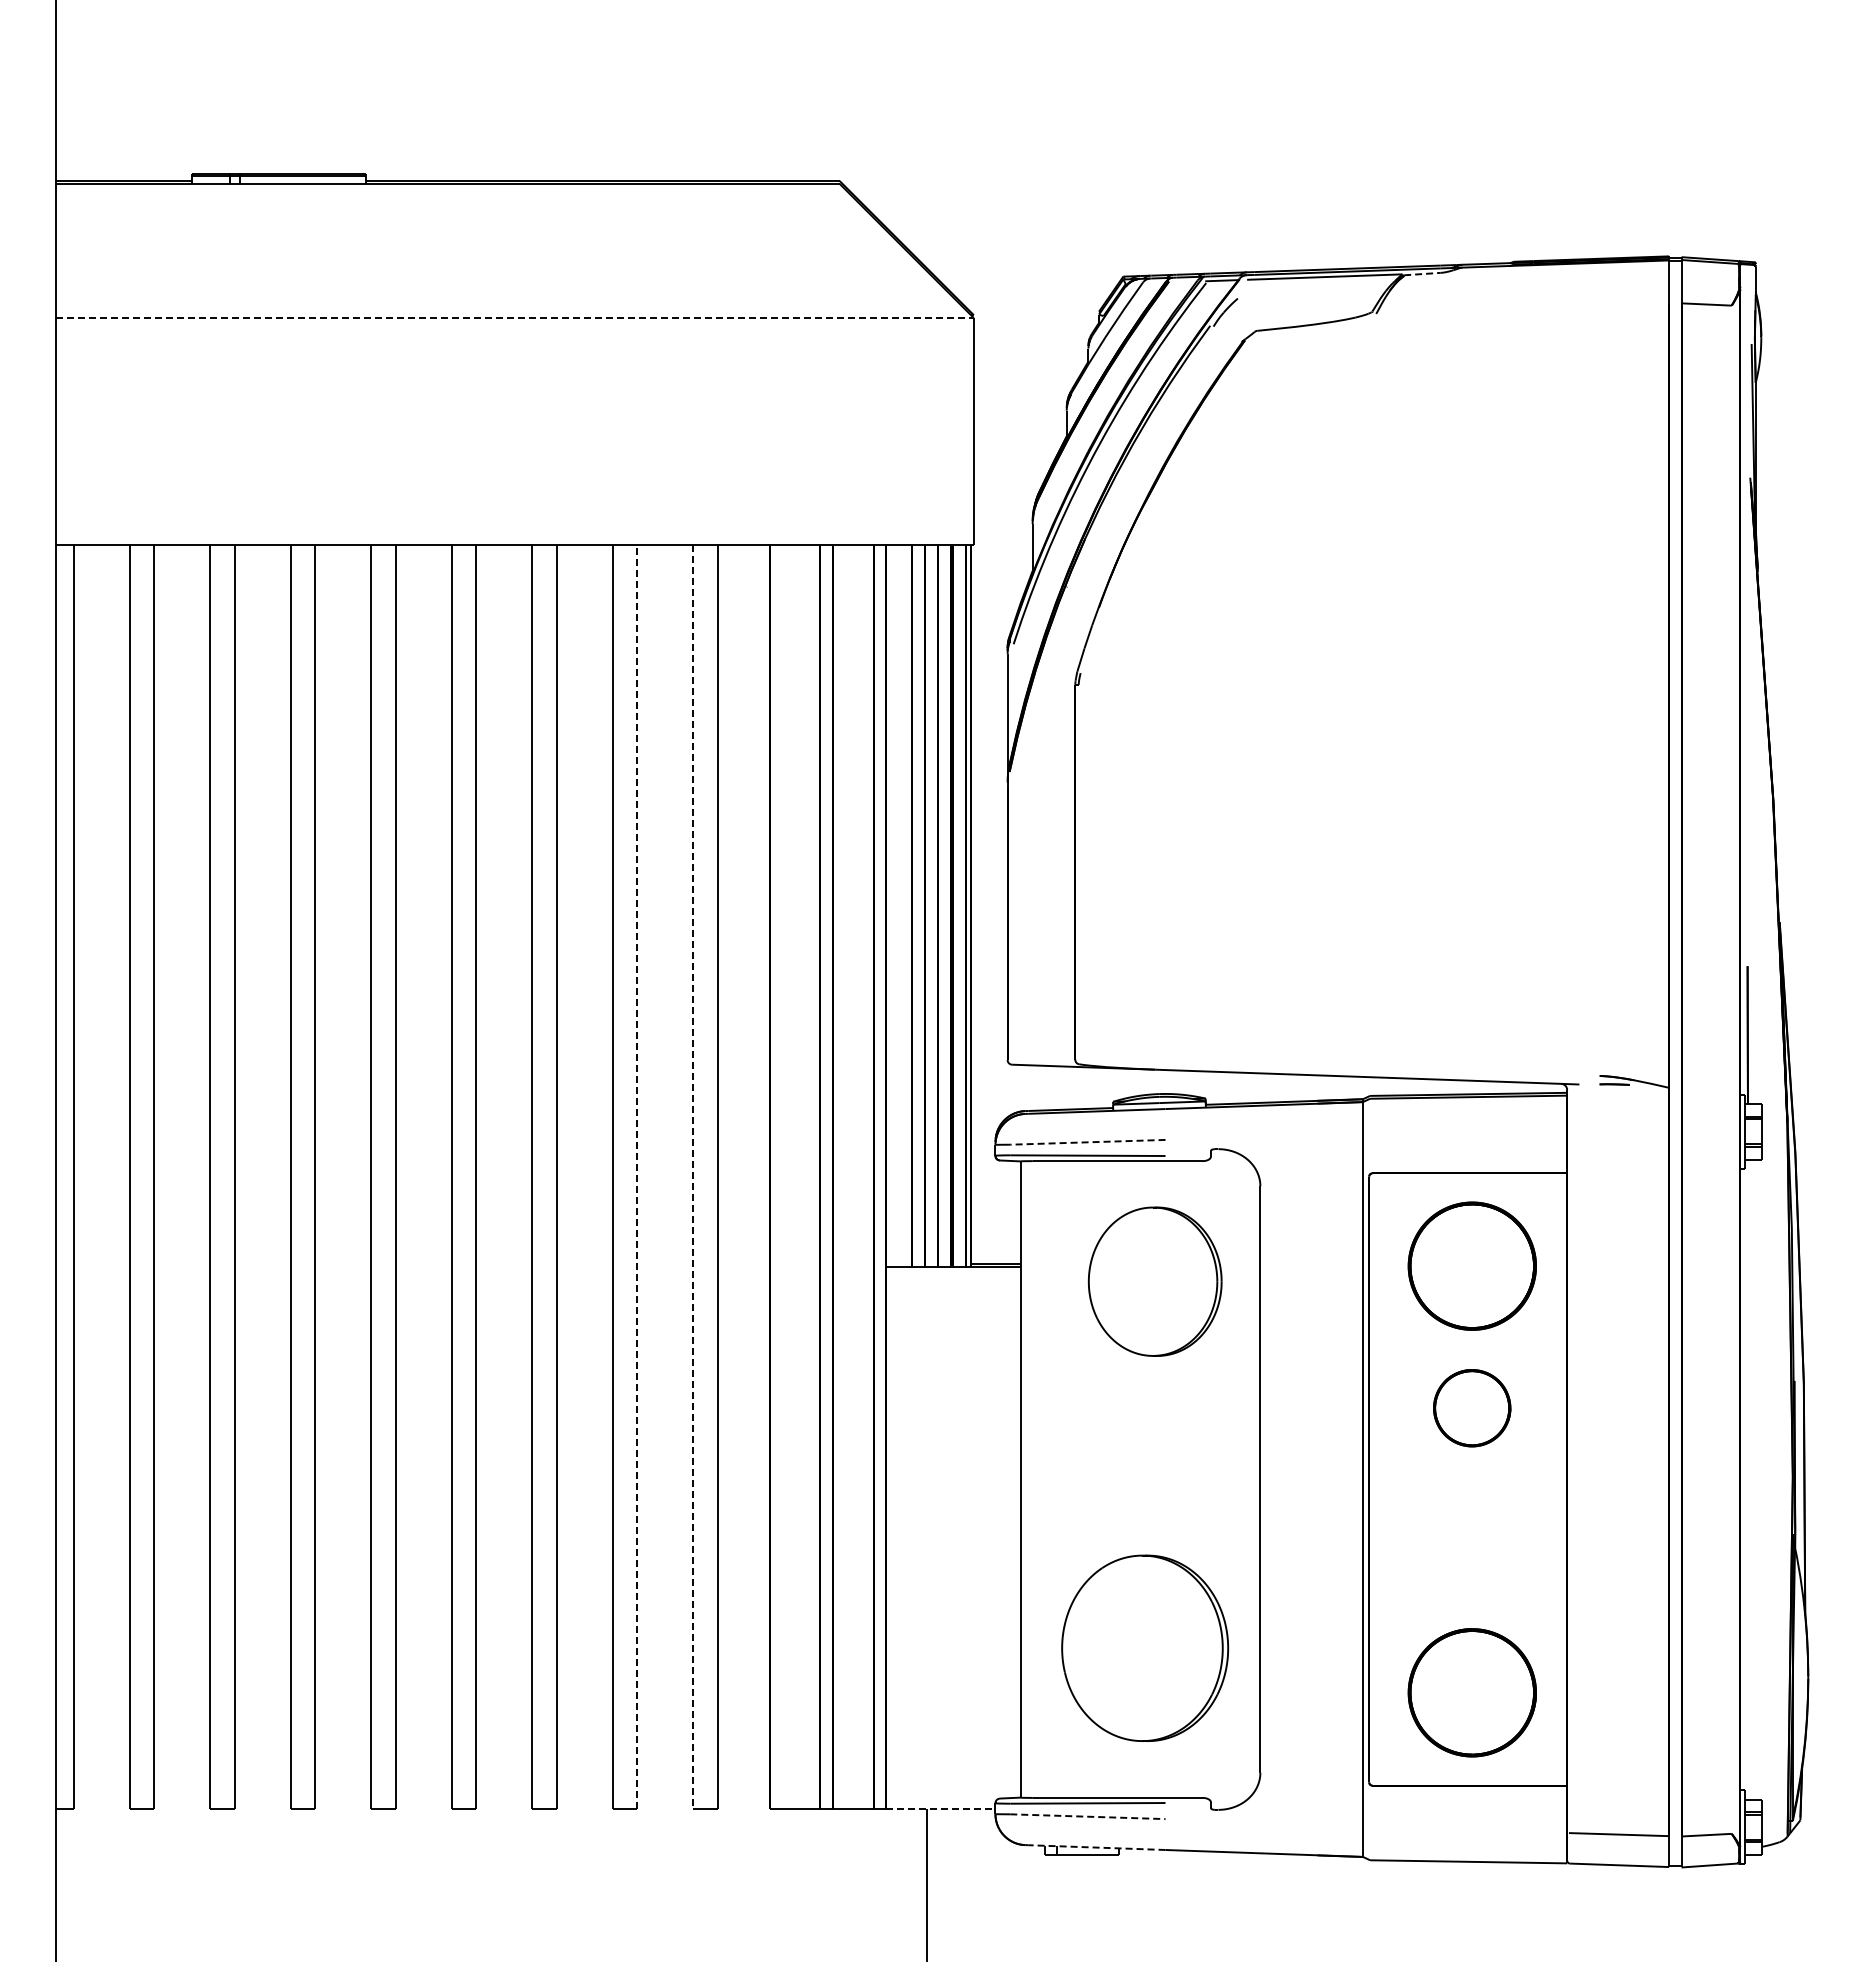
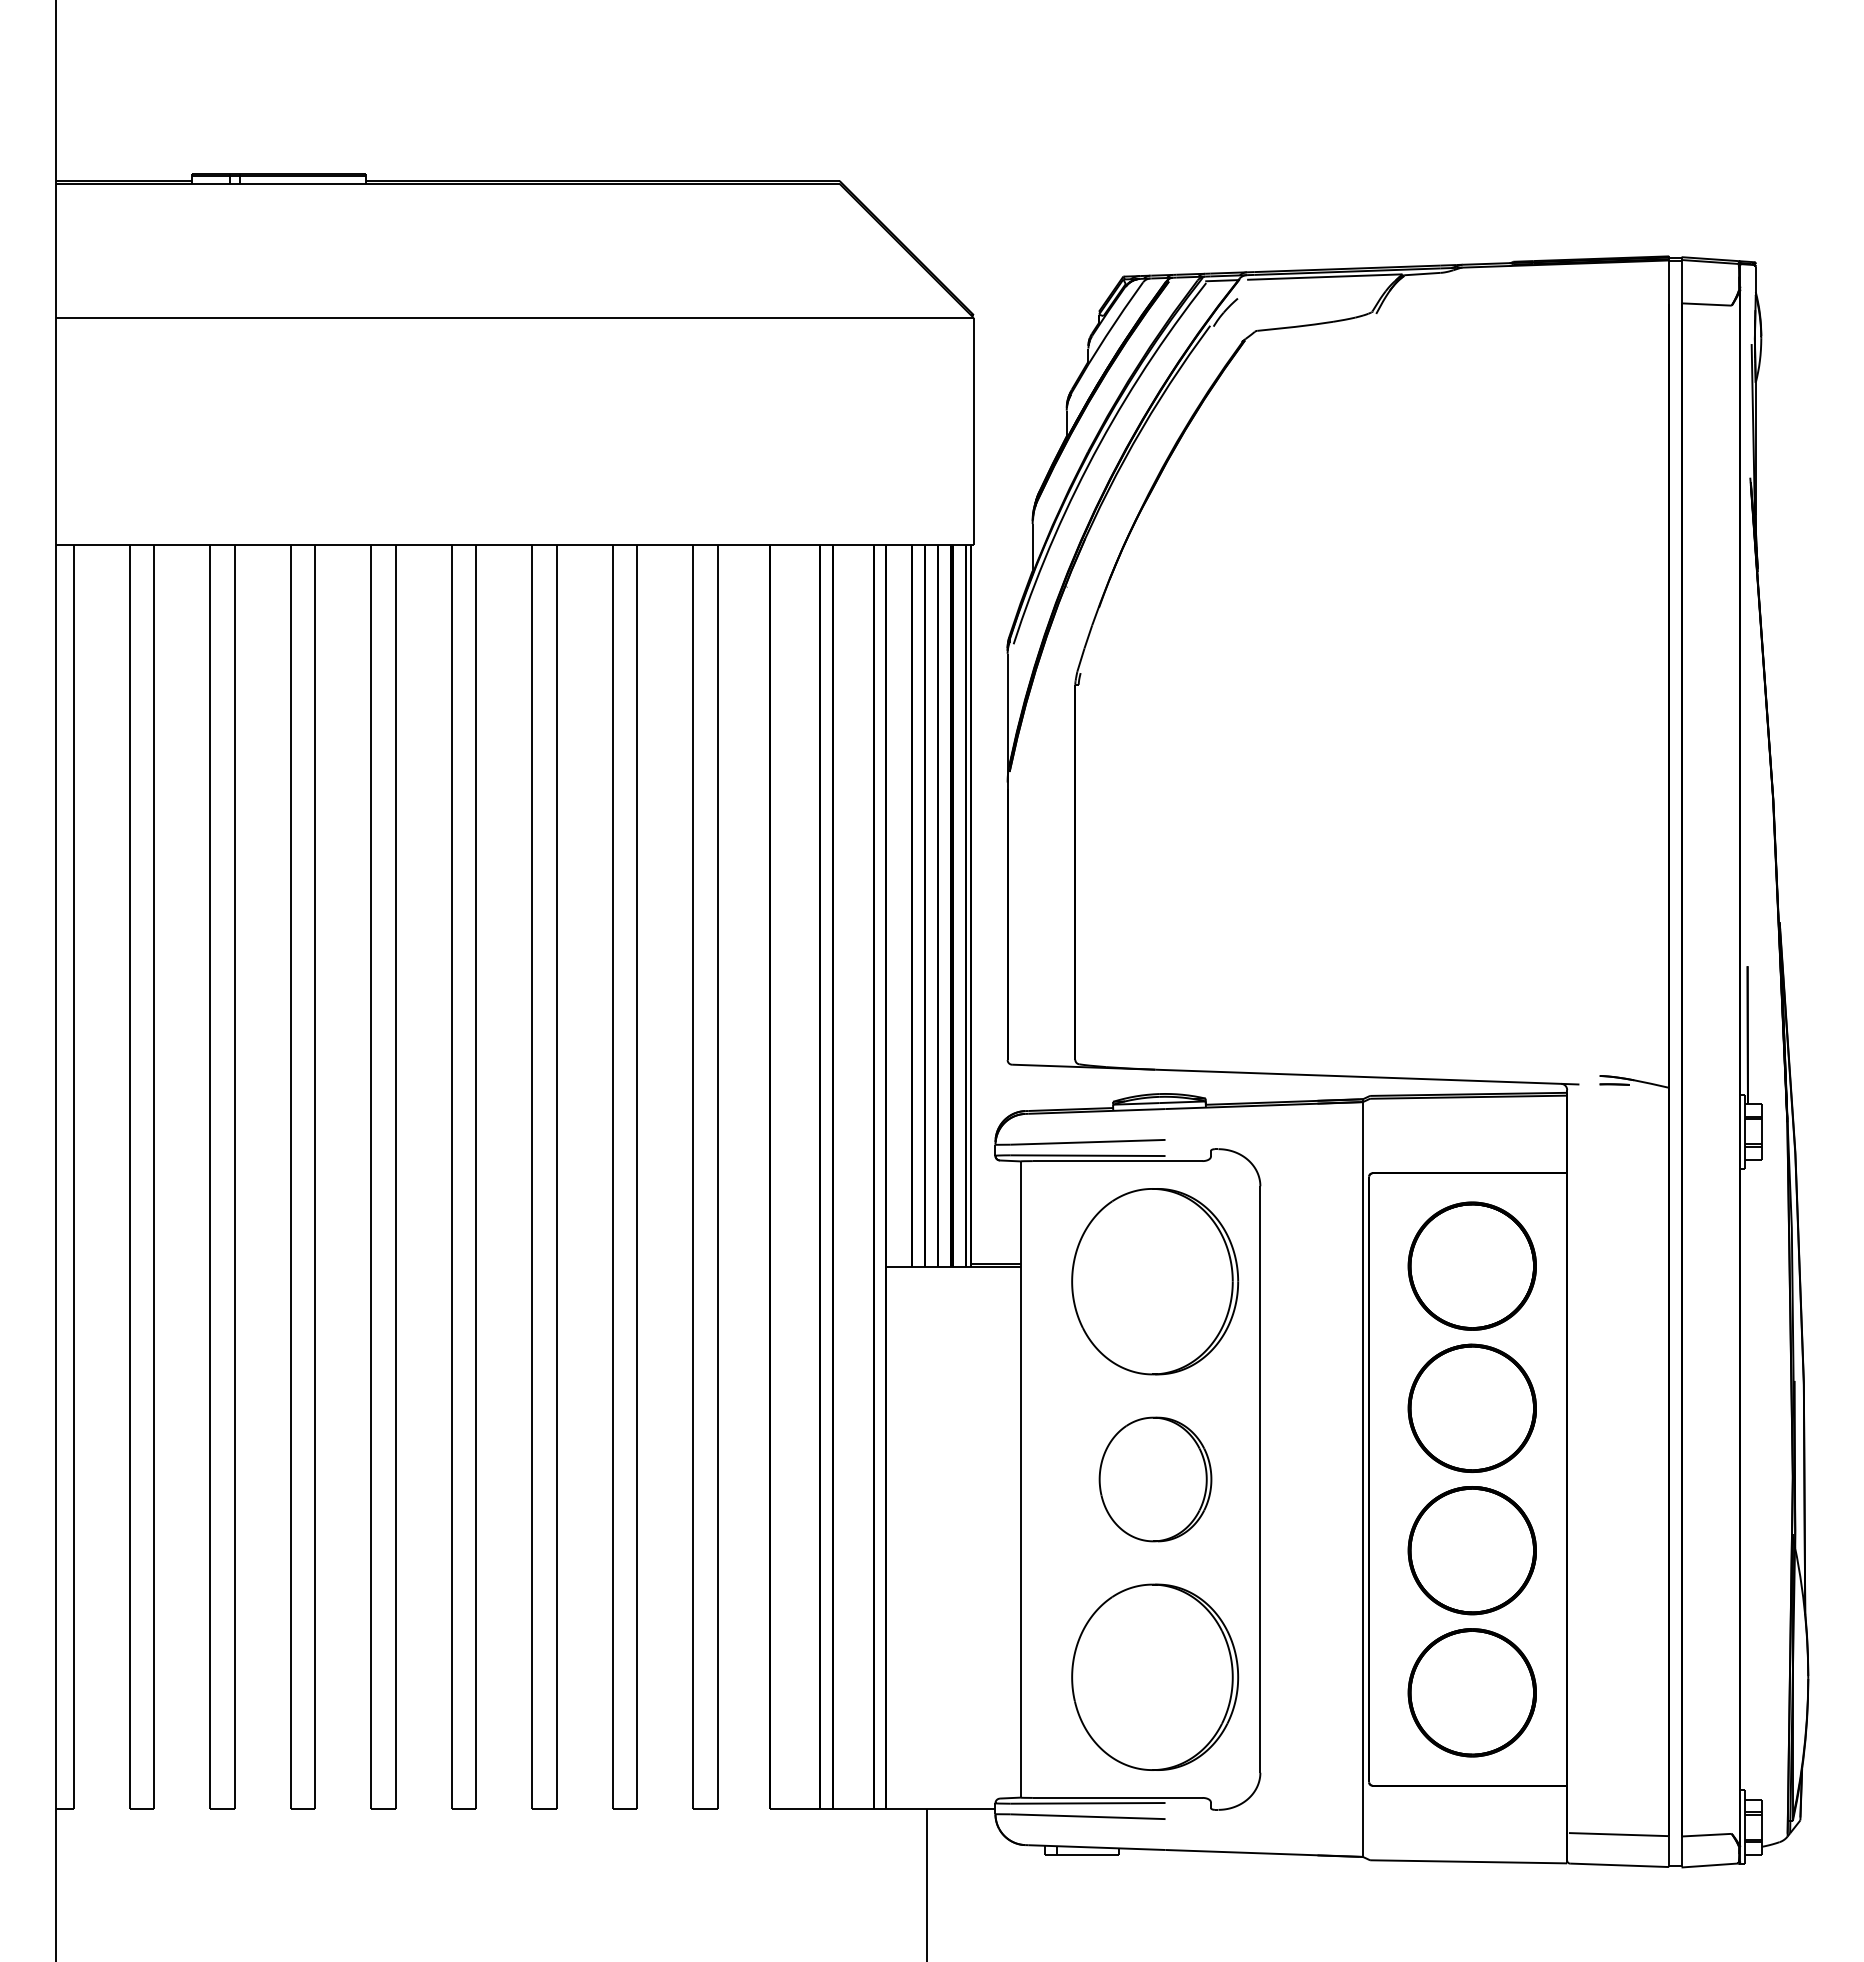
line: dashed -> solid (1422, 274)
line: dashed -> solid (515, 318)
line: dashed -> solid (1087, 1142)
line: dashed -> solid (637, 1176)
line: dashed -> solid (693, 1176)
part size: 136x151 px -> 169x188 px (1155, 1281)
part size: 79x79 px -> 130x130 px (1471, 1407)
part: none -> present (1155, 1479)
part: none -> present (1471, 1550)
part position: (1145, 1647) -> (1155, 1676) (1155, 1676)
line: dashed -> solid (940, 1808)
line: dashed -> solid (1087, 1816)
line: dashed -> solid (1096, 1847)
